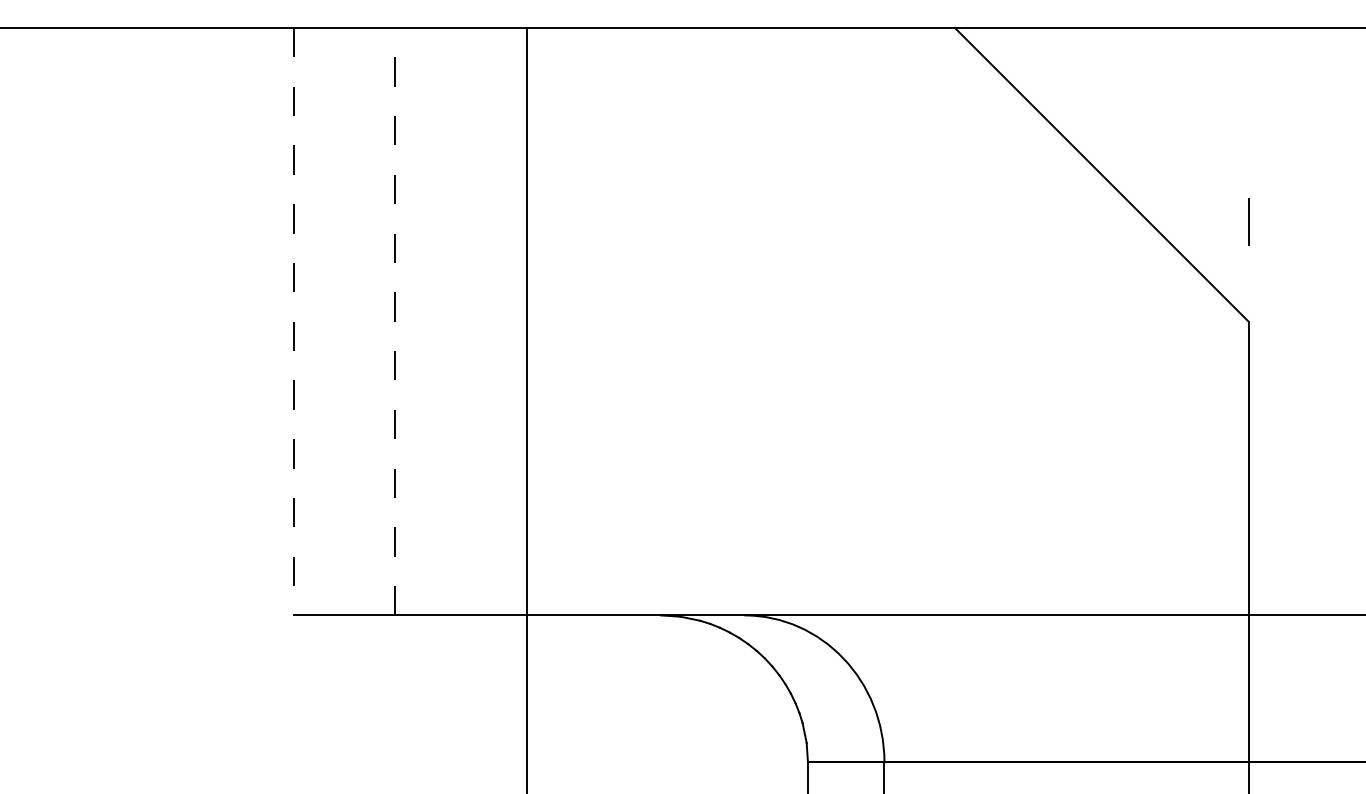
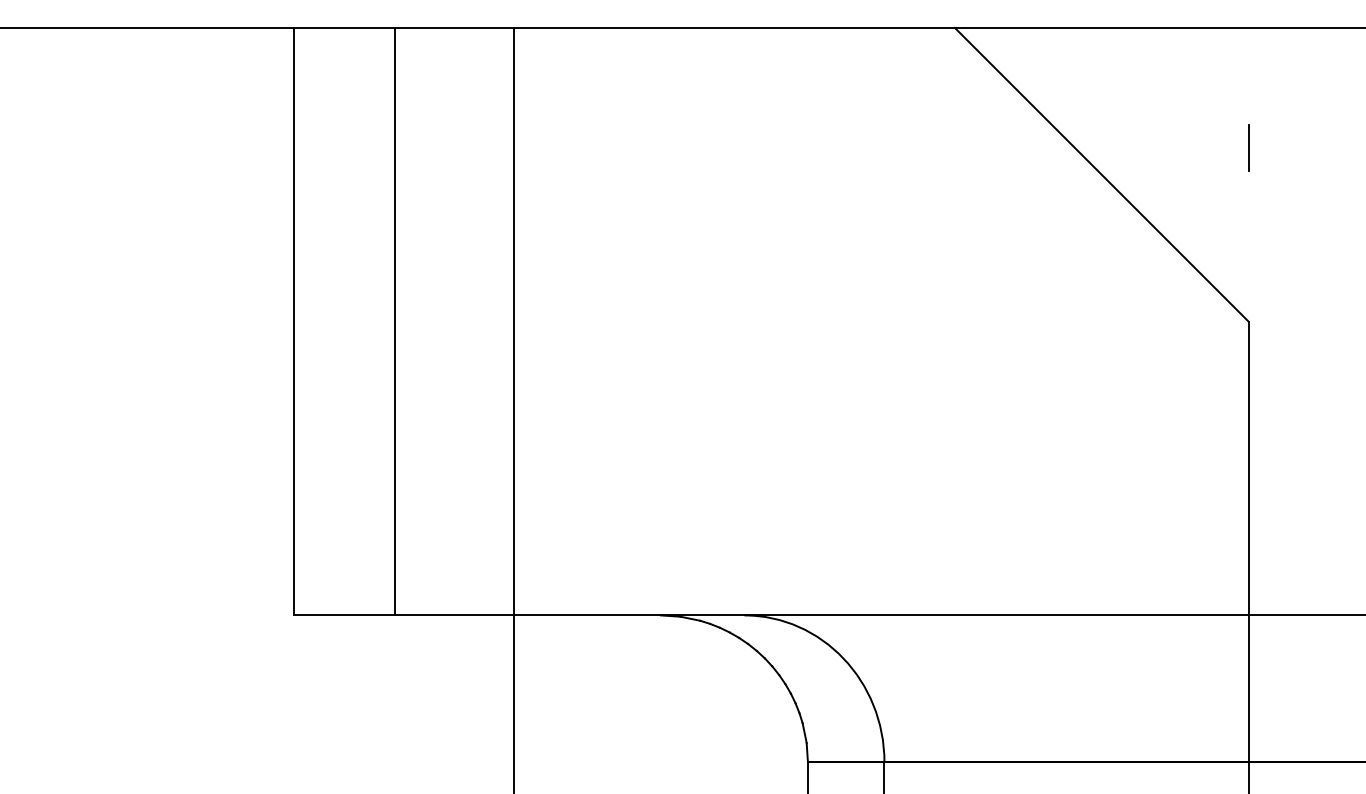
line position: (1248, 221) -> (1248, 147) (1248, 147)
line: dashed -> solid (293, 321)
line: dashed -> solid (394, 321)
line position: (527, 408) -> (514, 408) (514, 408)
